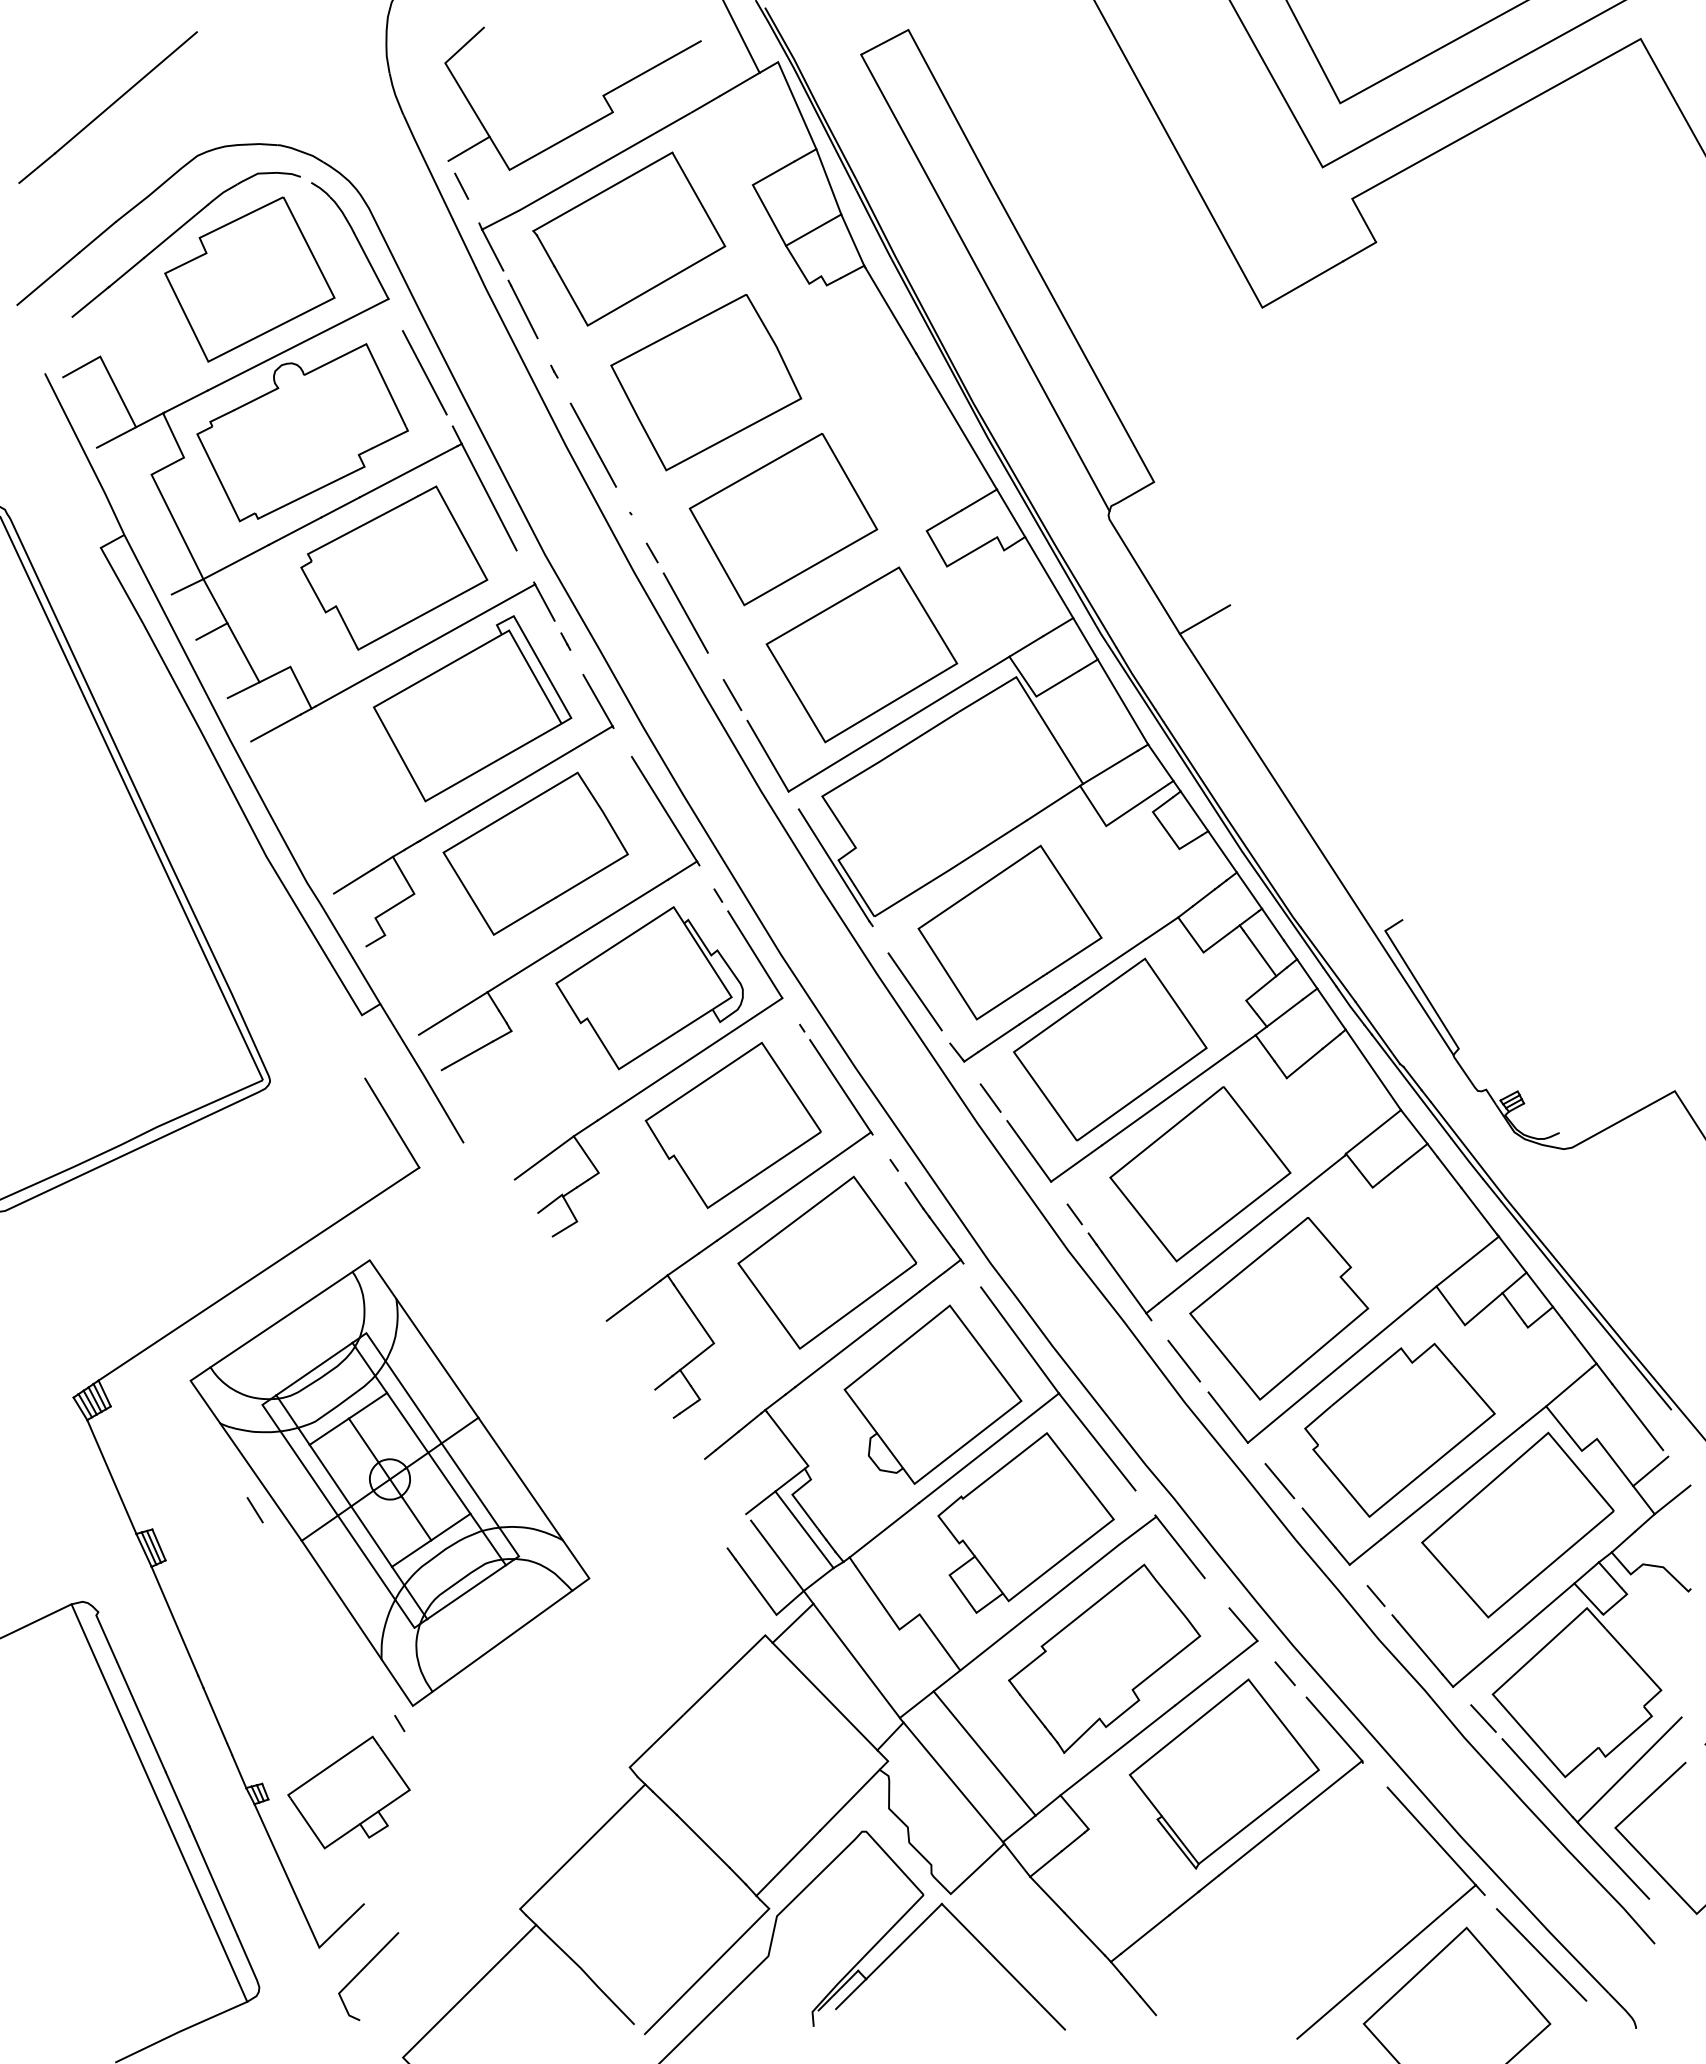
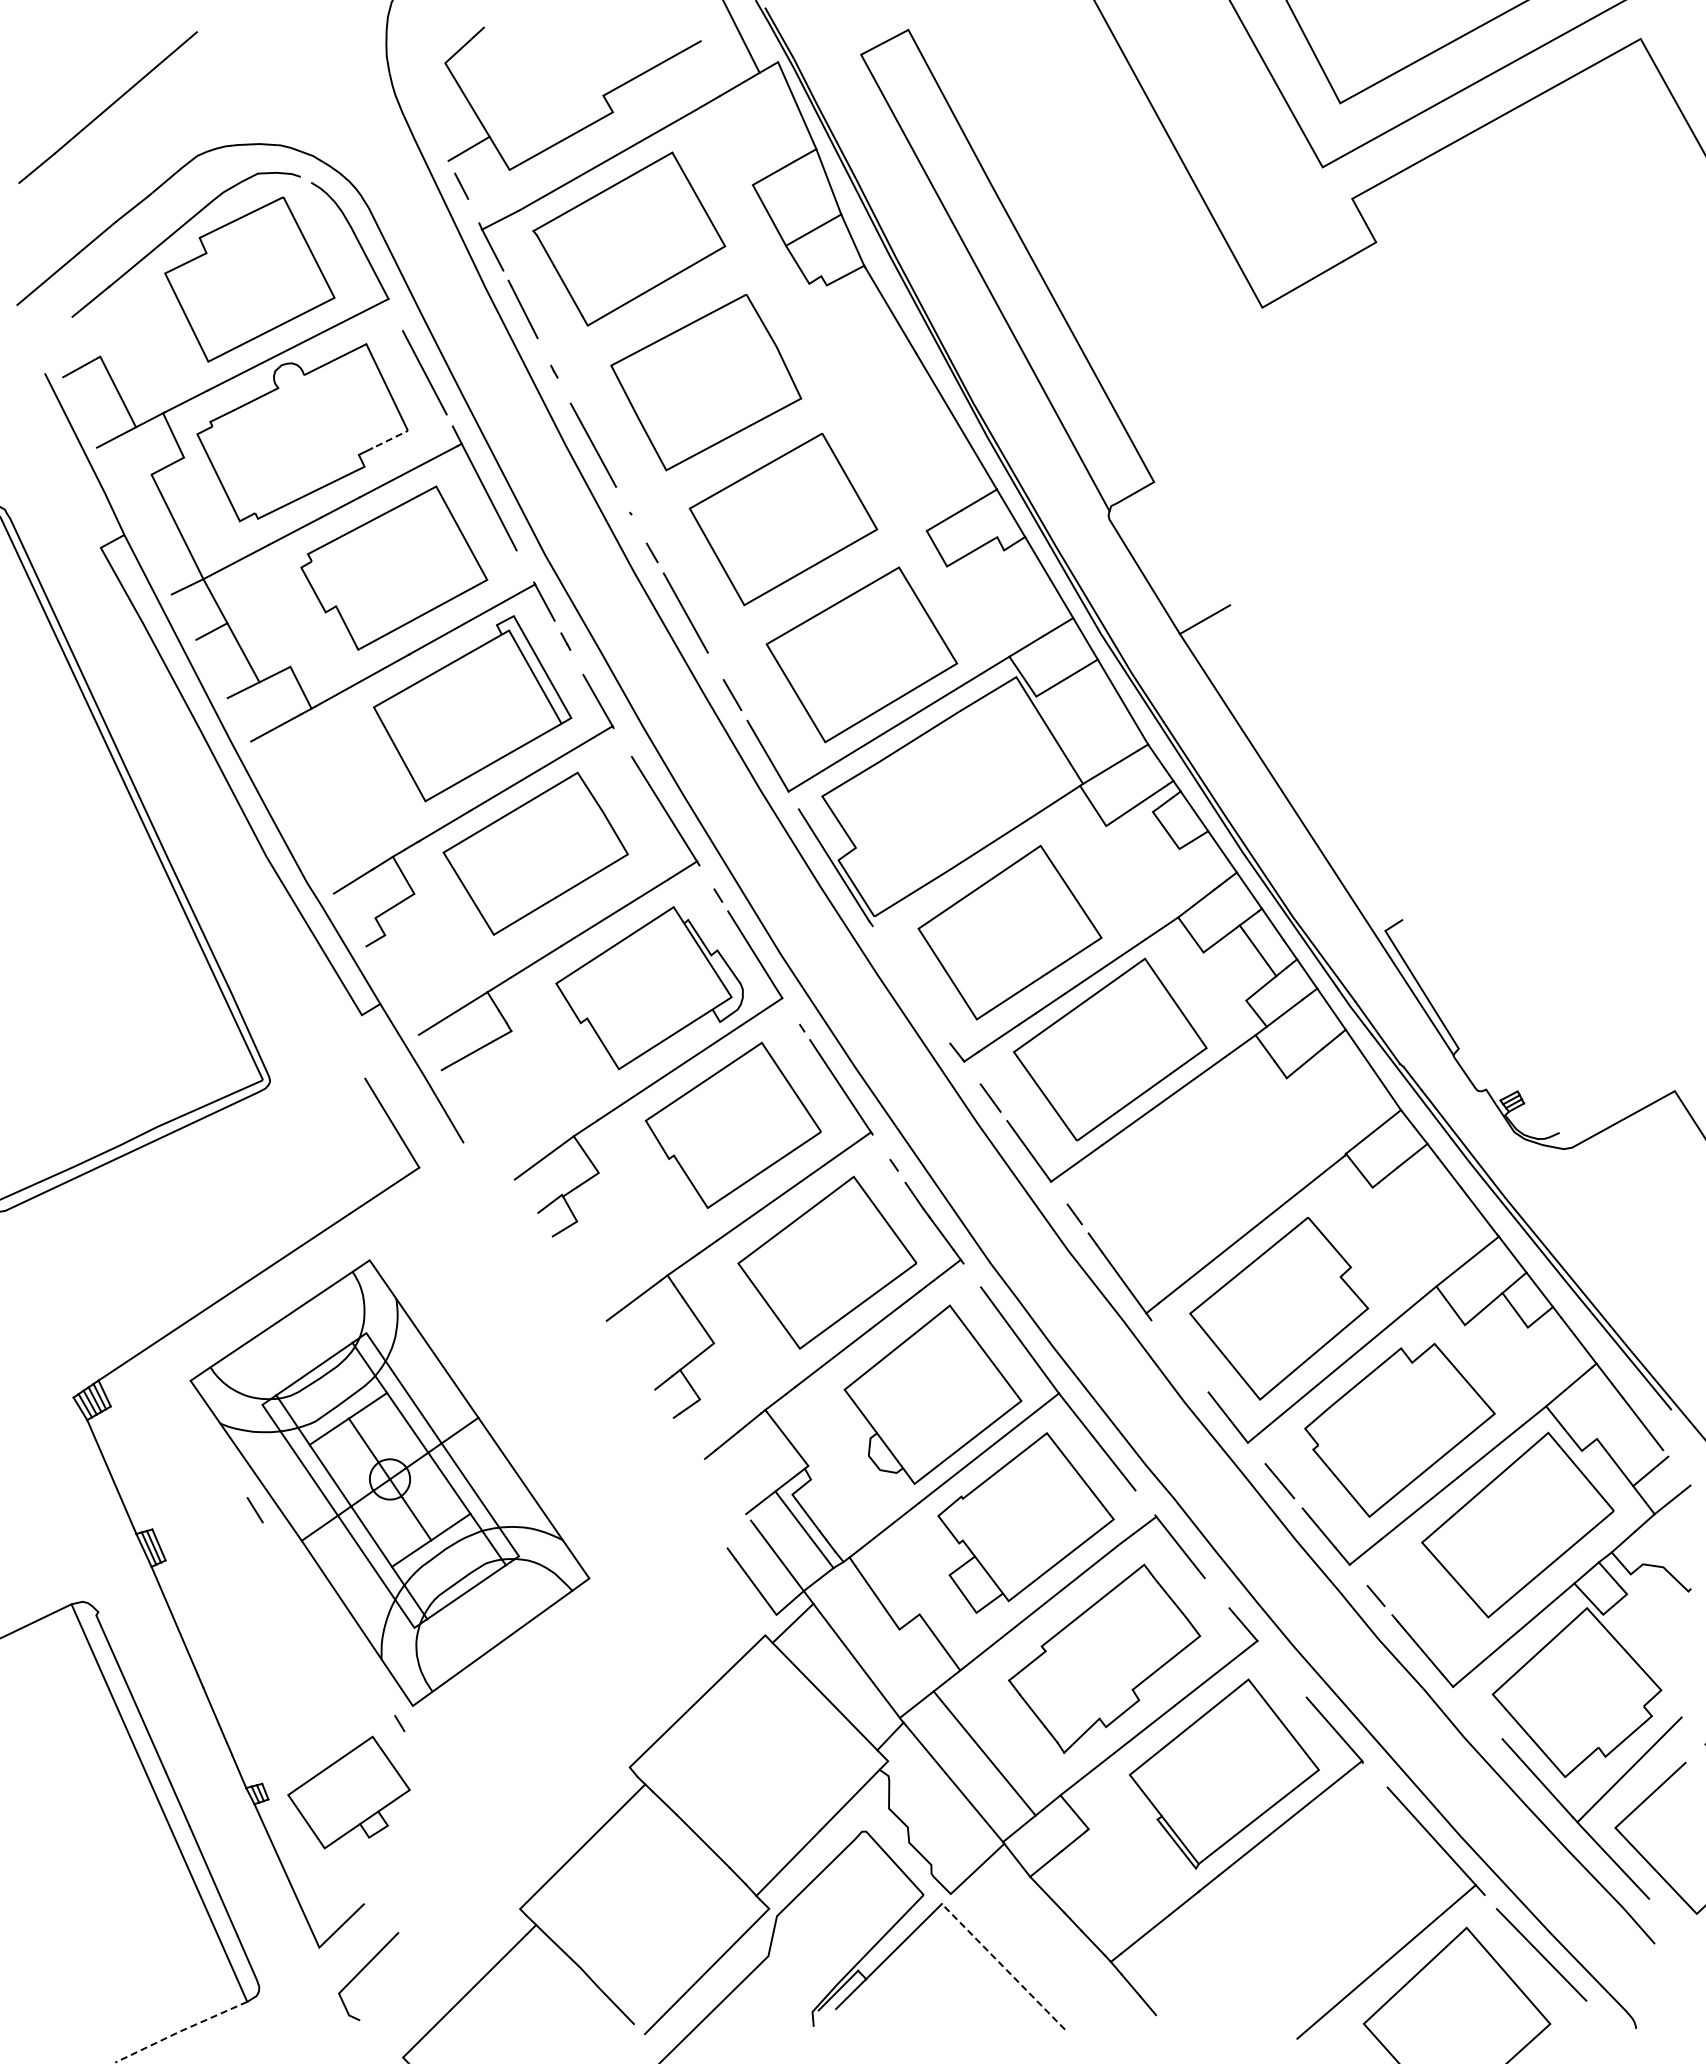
line: solid -> dashed (392, 438)
line: present -> none (914, 991)
part: present -> none (1200, 1174)
line: present -> none (1184, 1360)
line: present -> none (1284, 1673)
line: present -> none (1483, 1718)
line: solid -> dashed (1003, 1966)
line: solid -> dashed (180, 2031)
